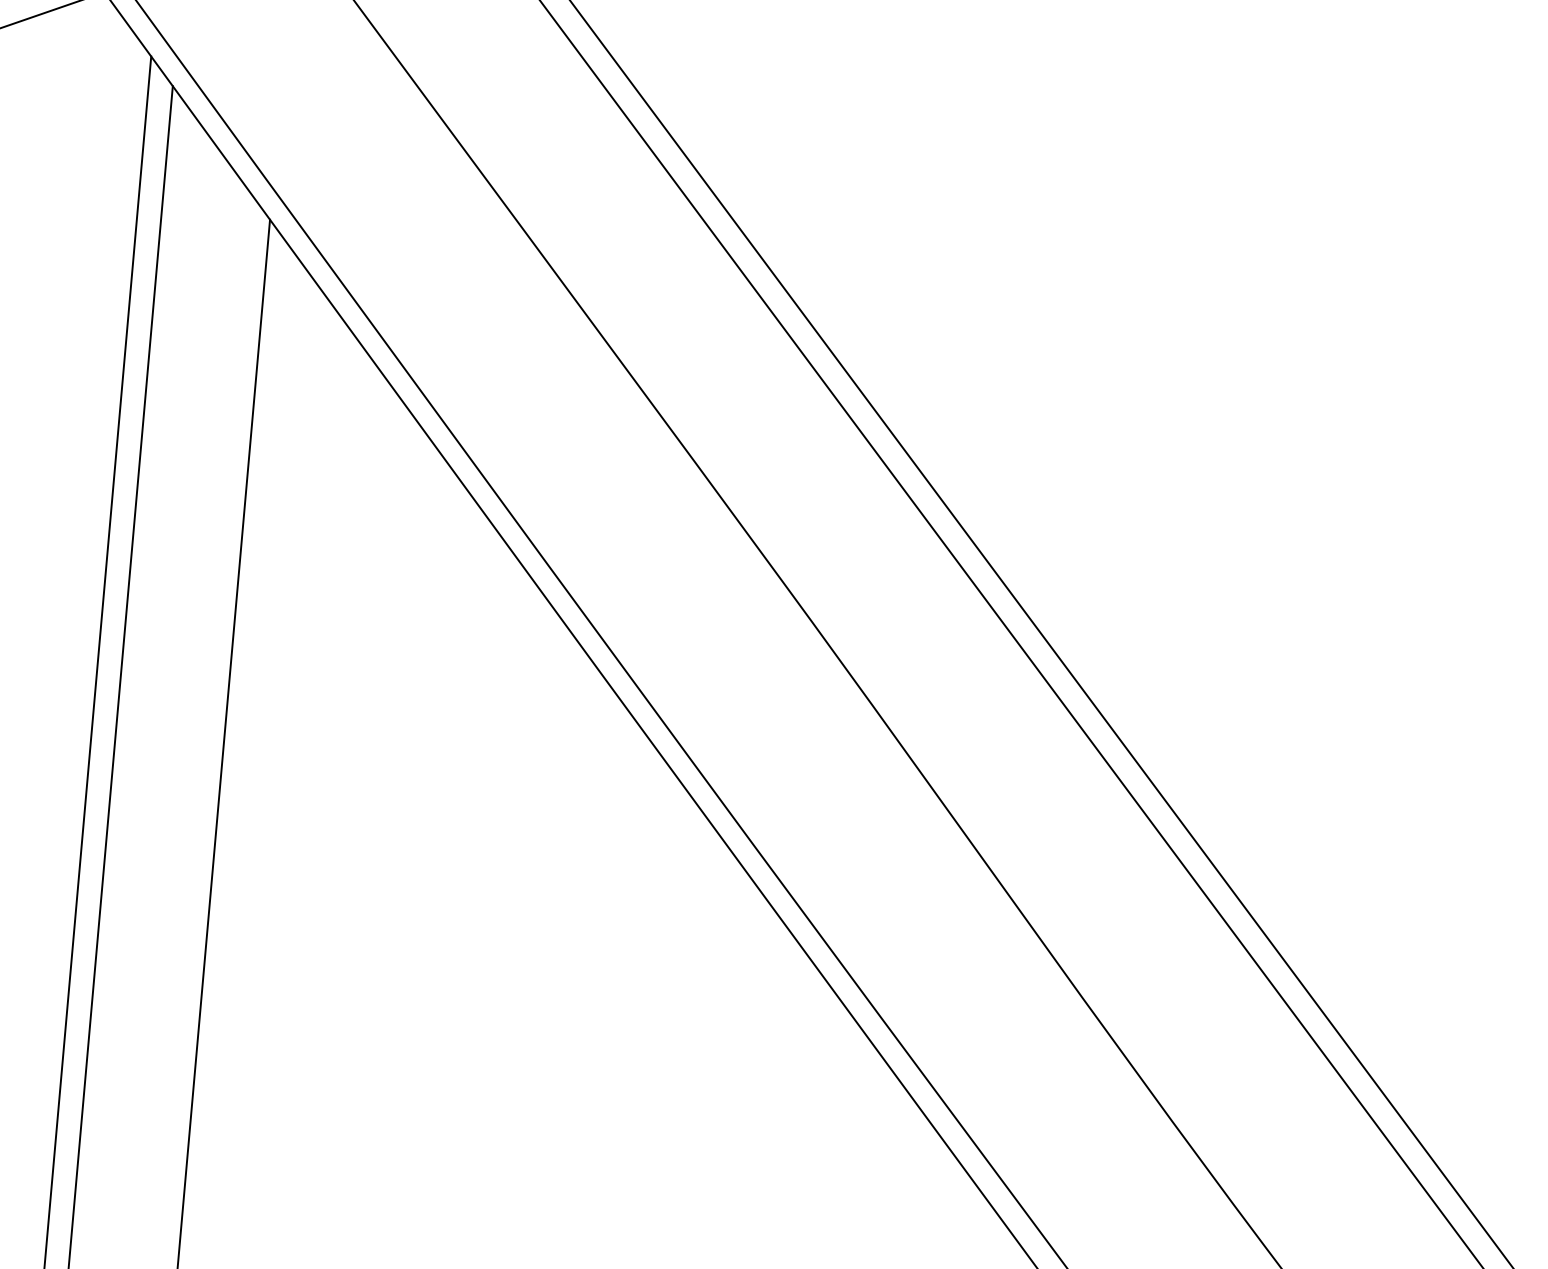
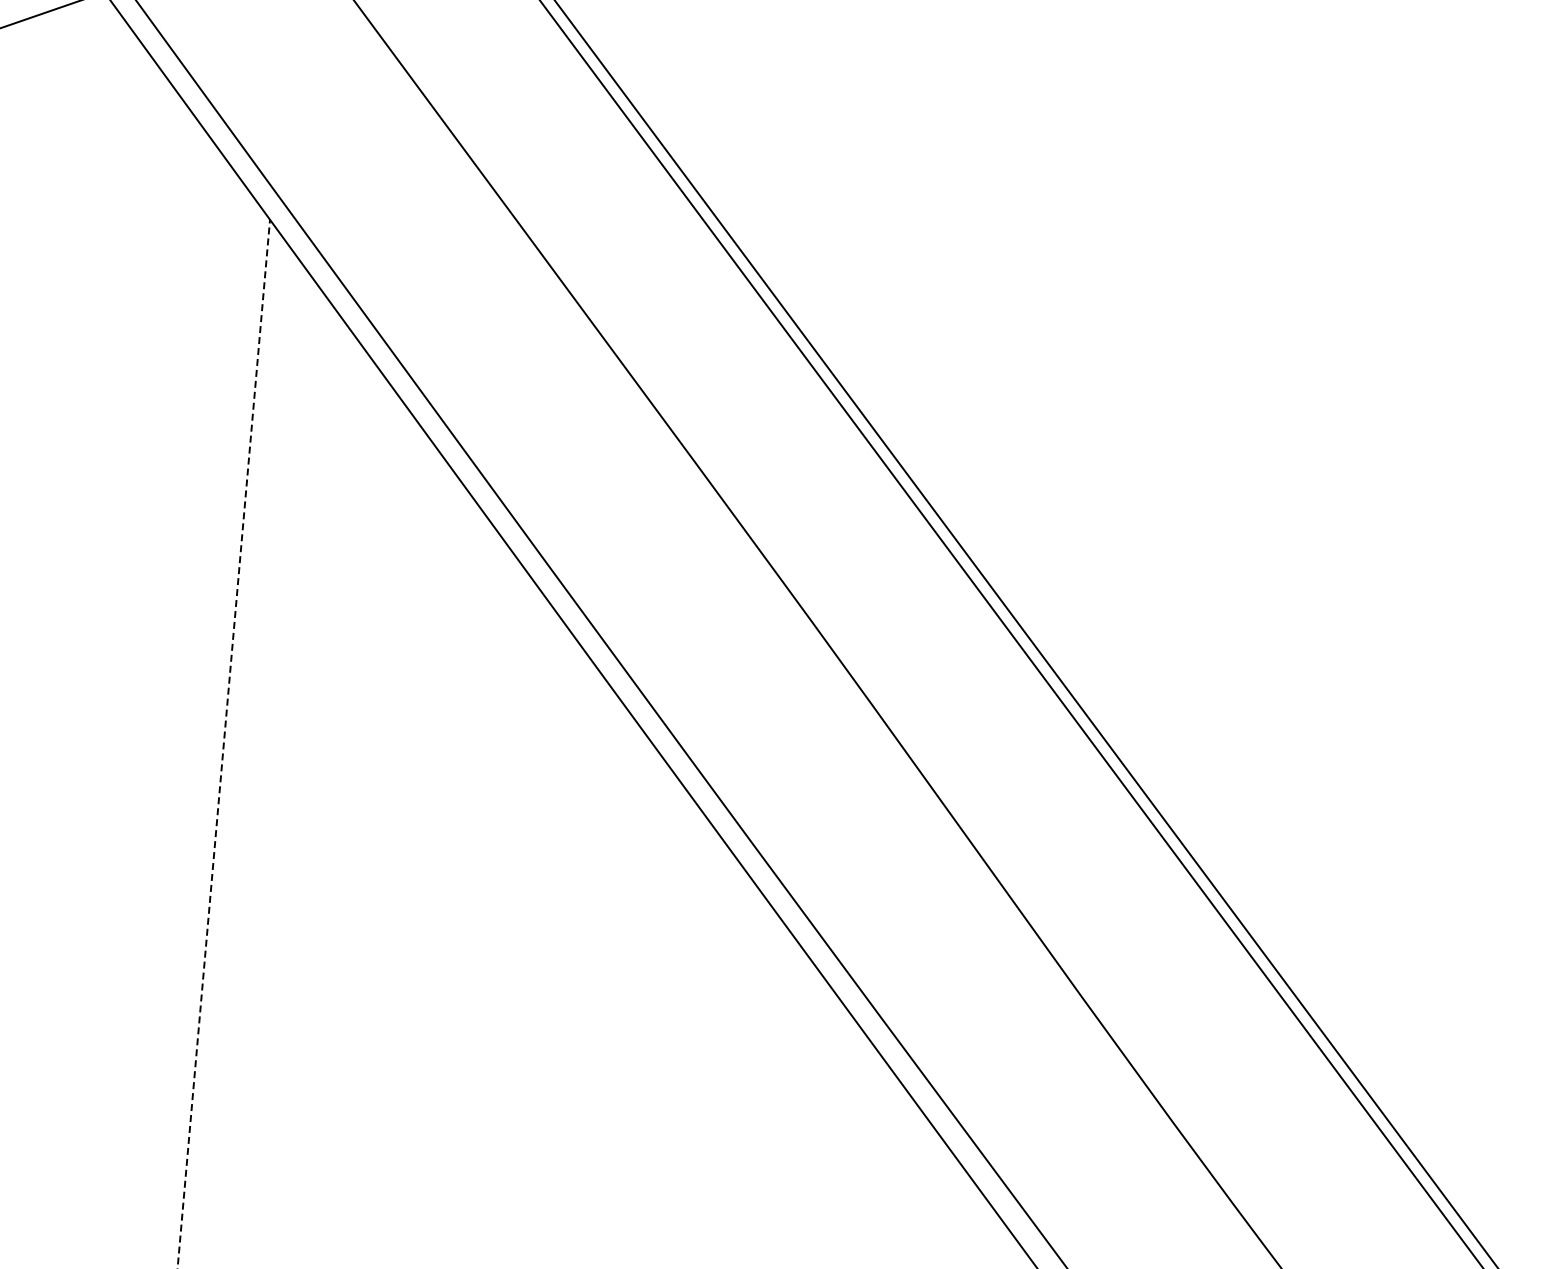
line position: (1041, 633) -> (1026, 633) (1026, 633)
line: present -> none (97, 660)
line: present -> none (120, 675)
line: solid -> dashed (223, 743)
